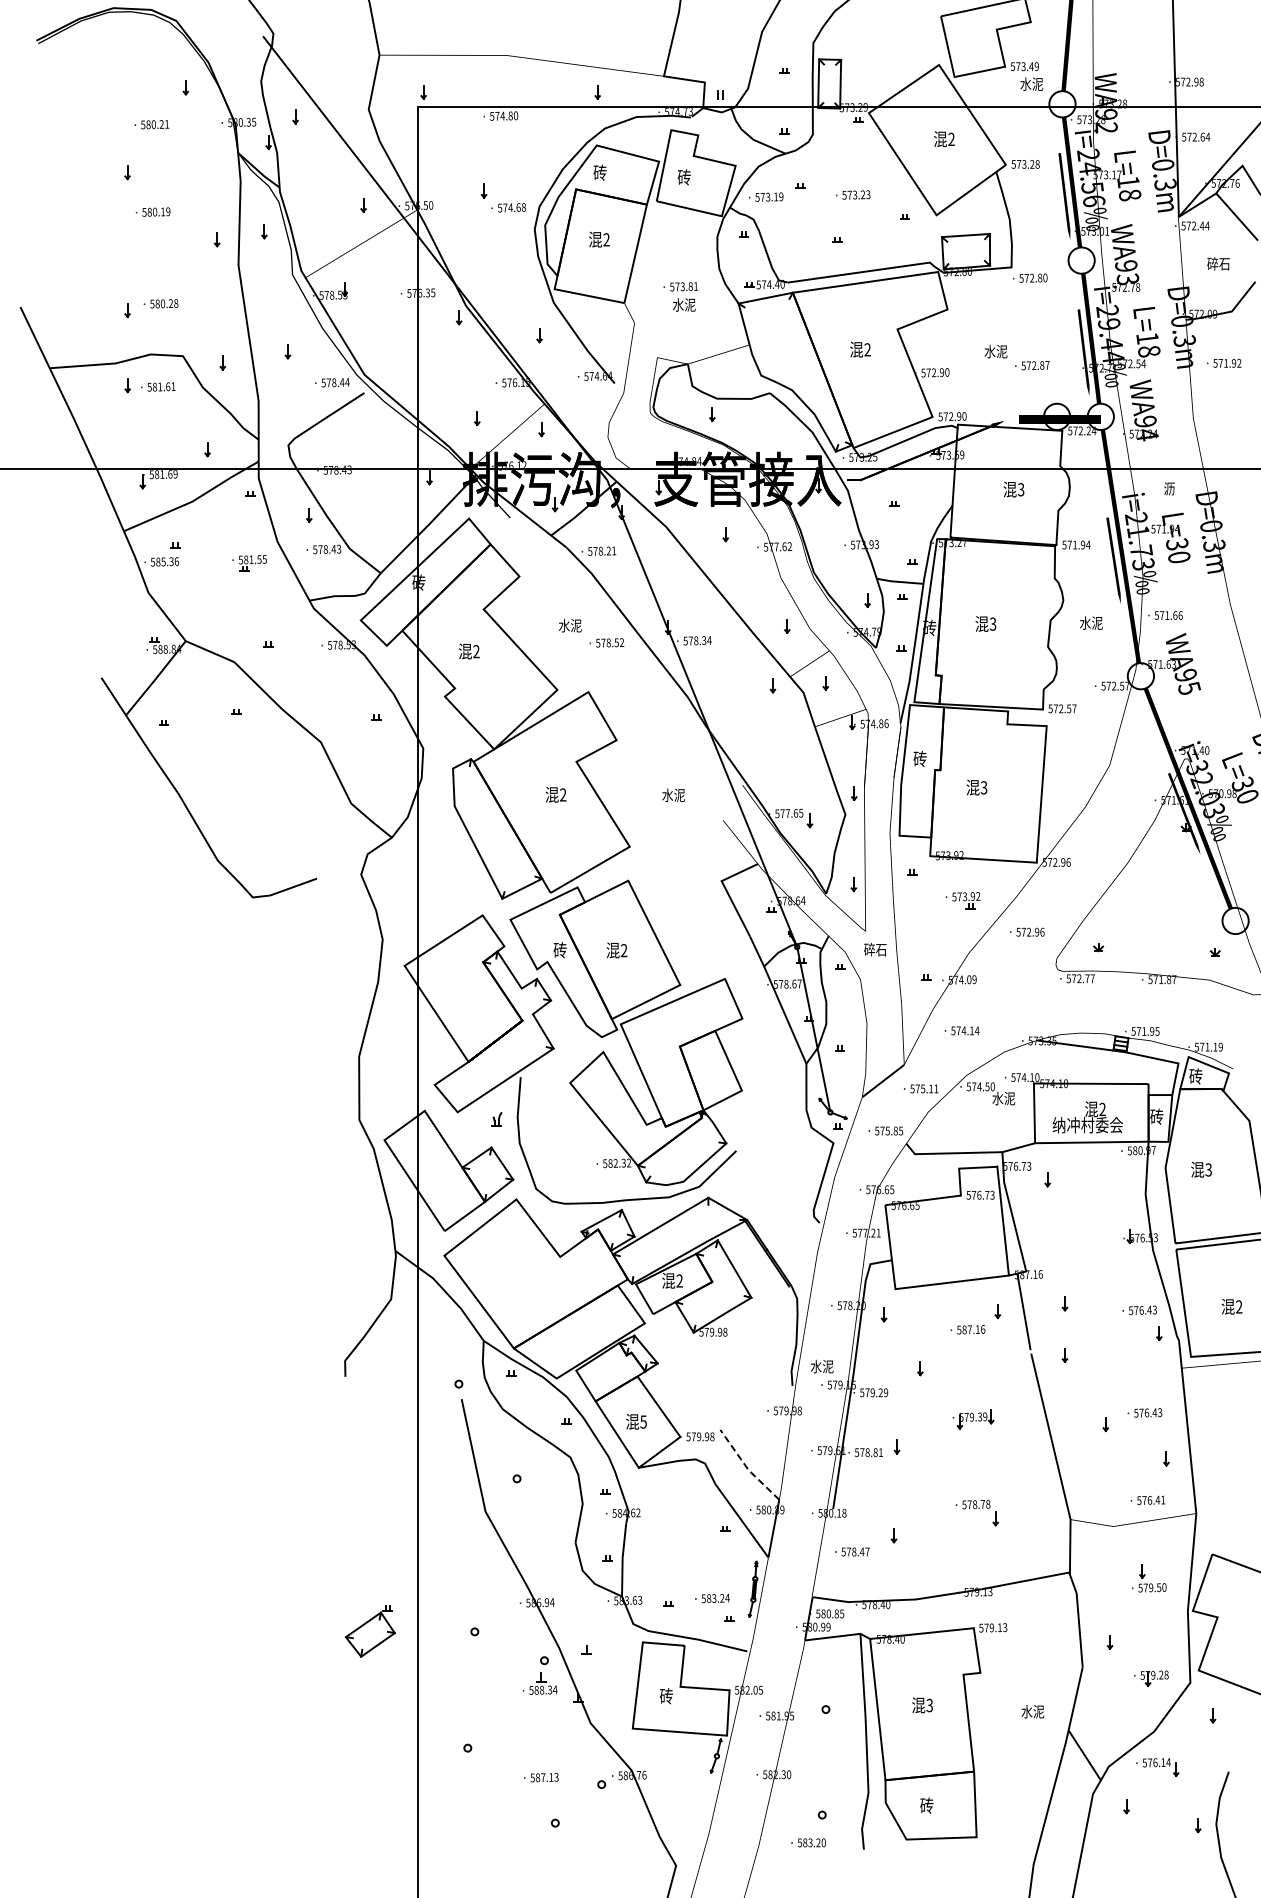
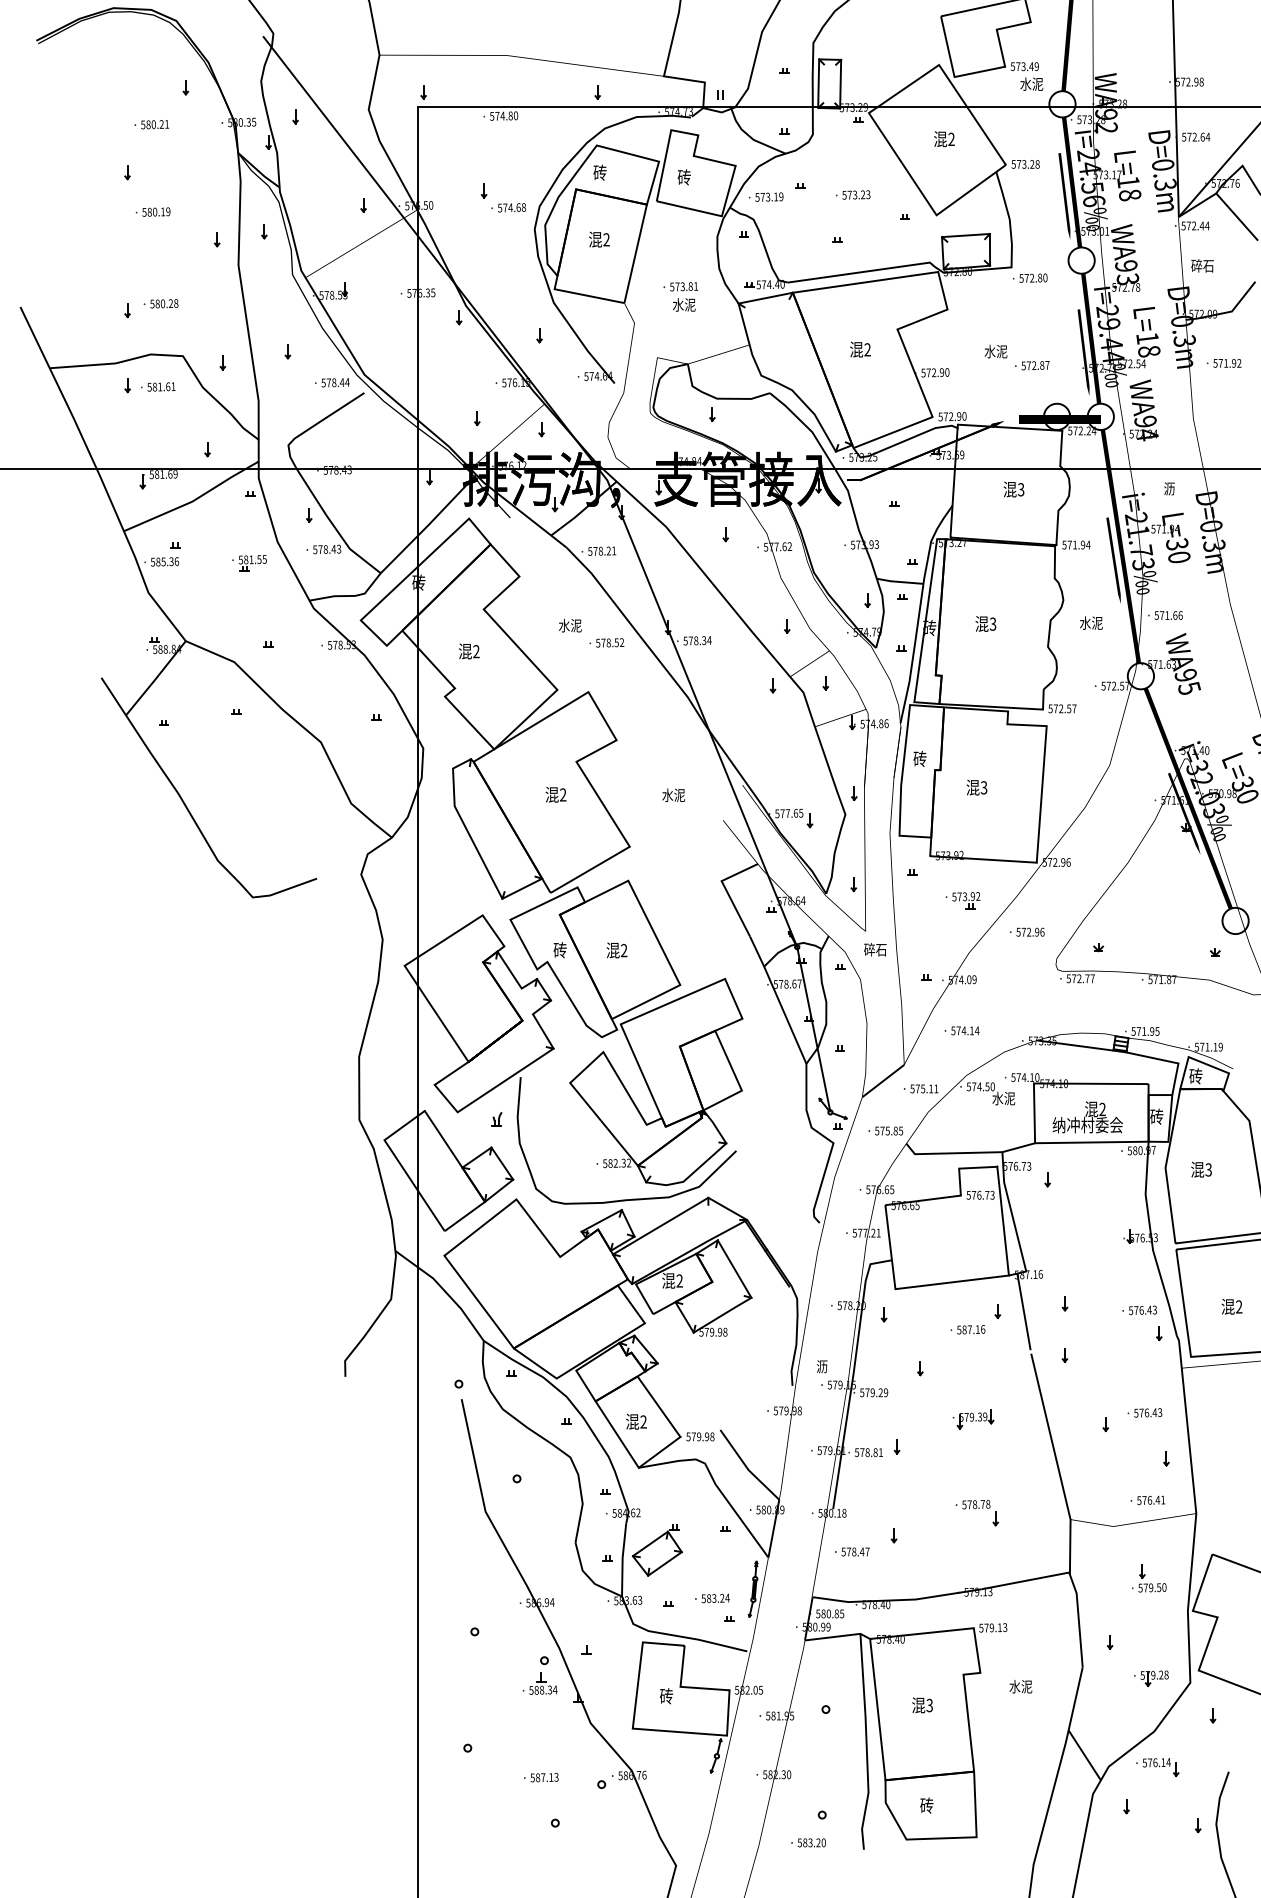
text position: (1218, 263) -> (1202, 265) (1202, 265)
text: 水泥 -> 沥 (821, 1366)
text: 5 -> 2 (643, 1421)
line: dashed -> solid (746, 1467)
part position: (370, 1631) -> (657, 1550) (657, 1550)
text position: (1032, 1711) -> (1020, 1686) (1020, 1686)
